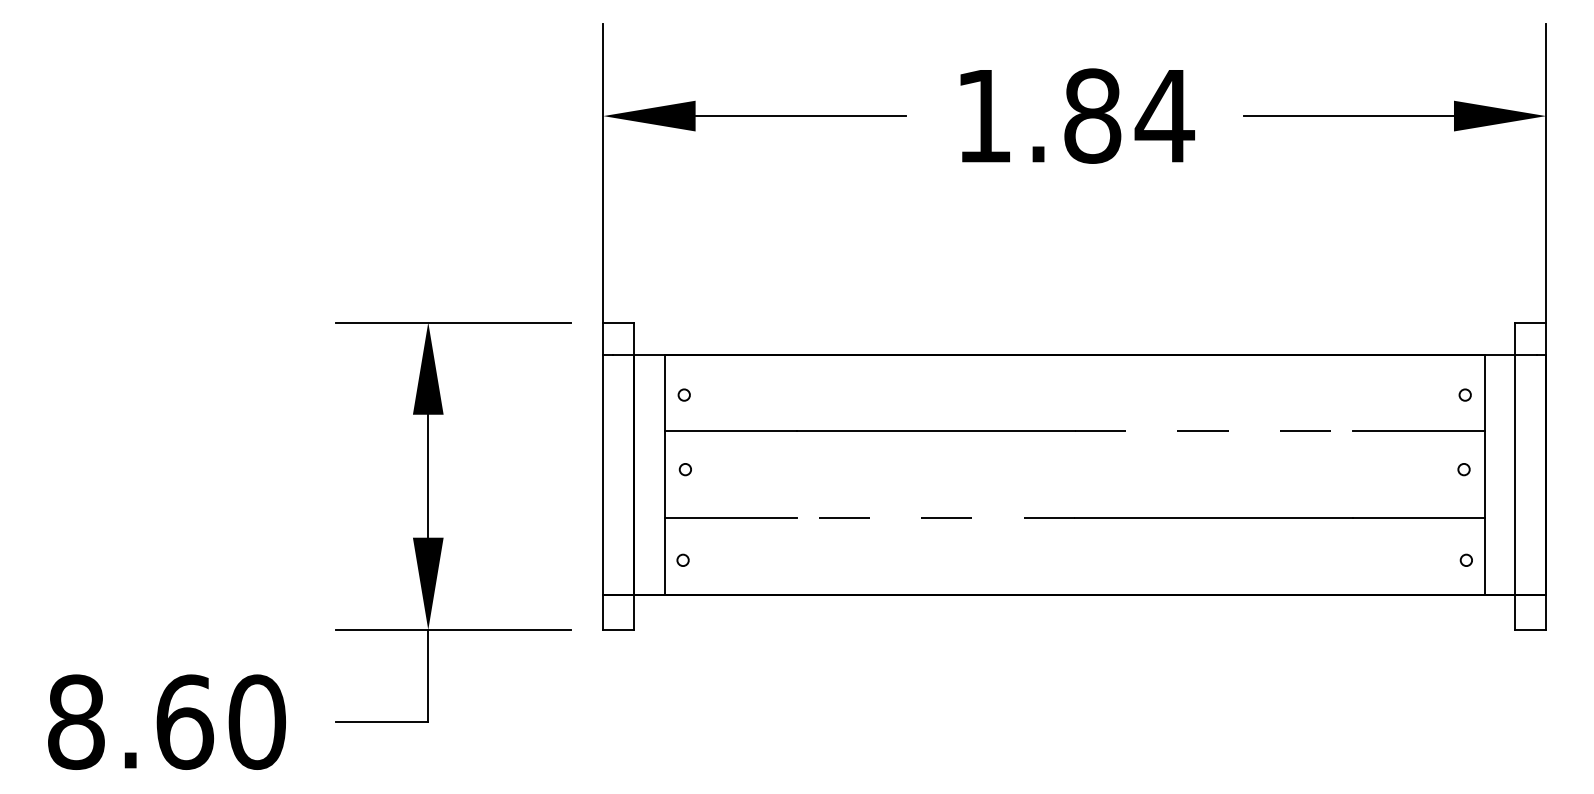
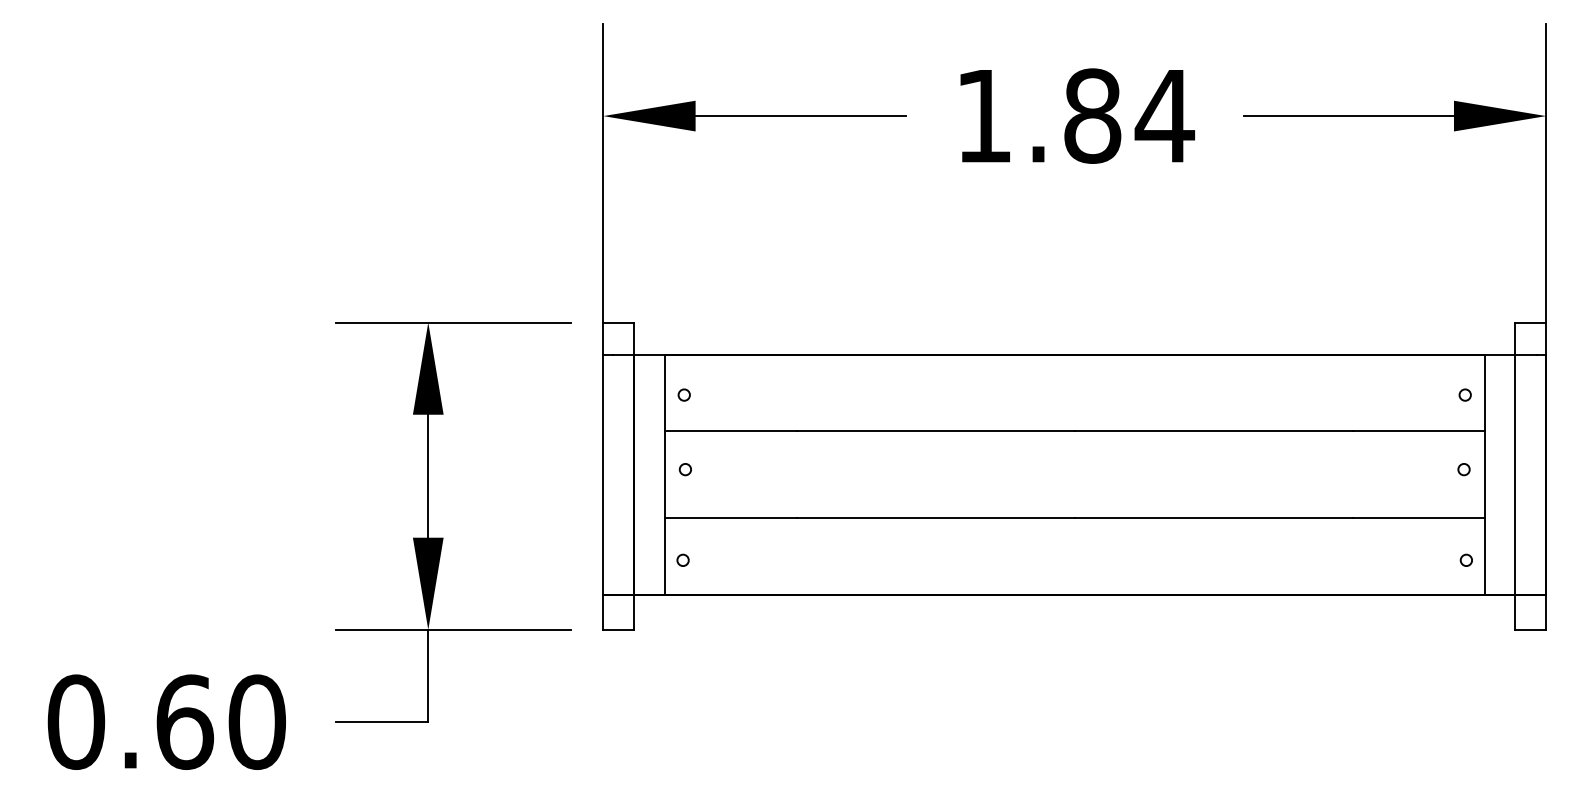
line: dashed -> solid (1213, 431)
line: dashed -> solid (935, 518)
text: 8.60 -> 0.60 (76, 721)
